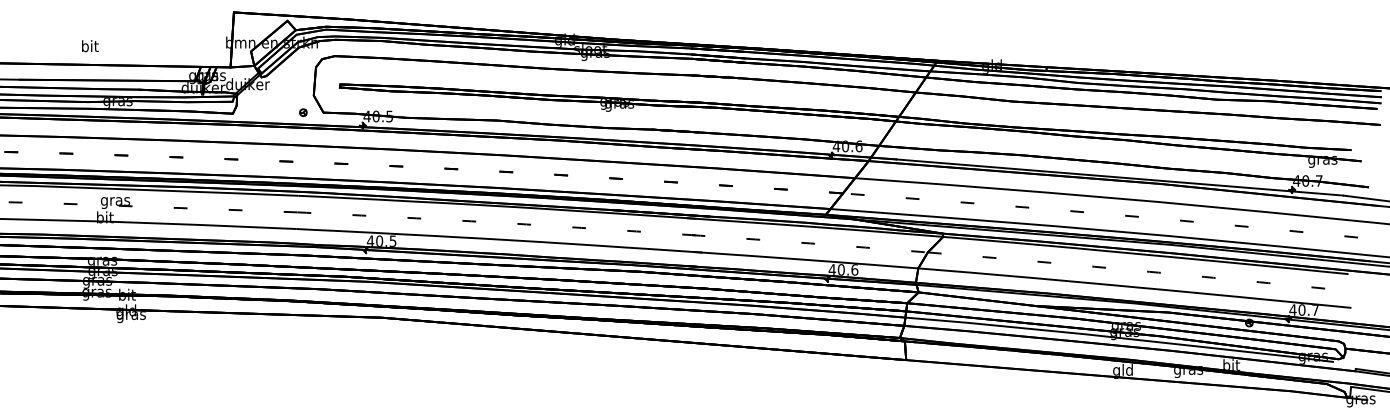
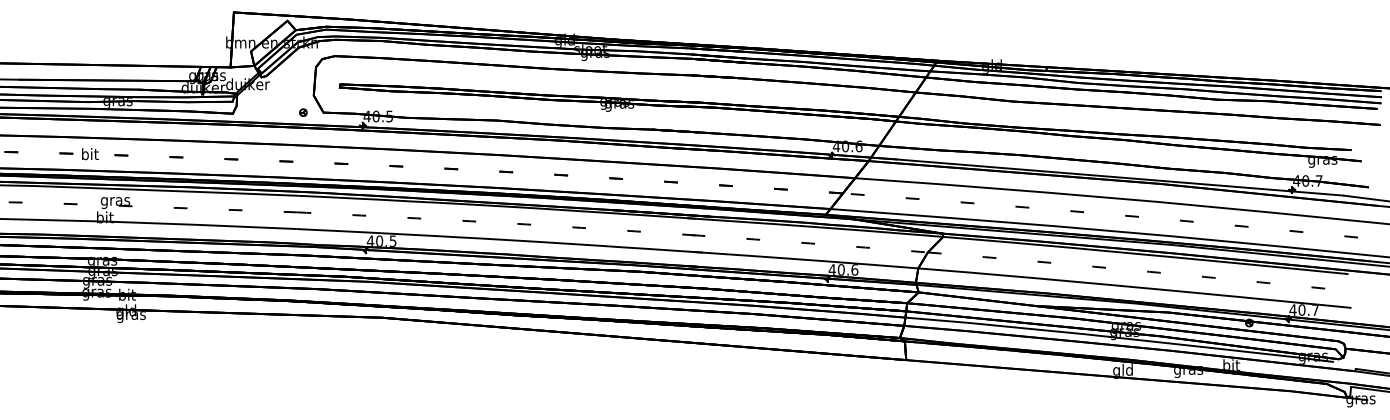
text position: (90, 46) -> (90, 154) (90, 154)
